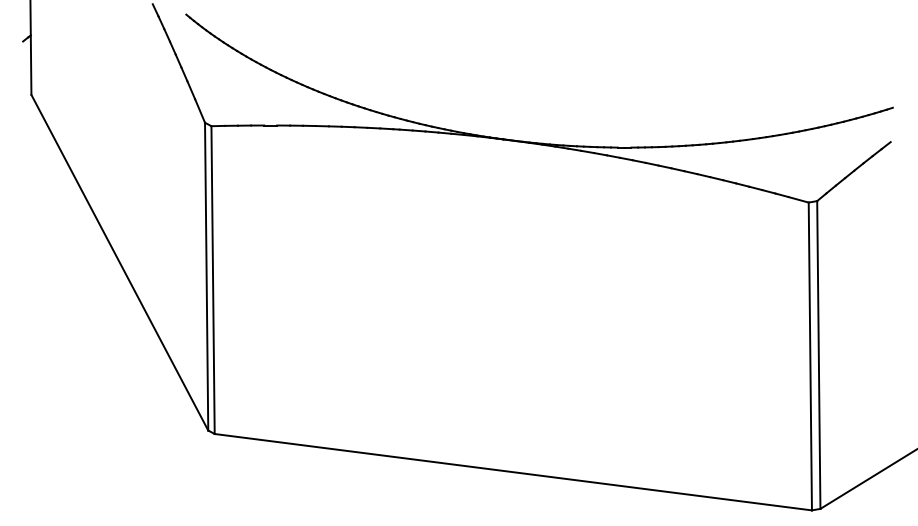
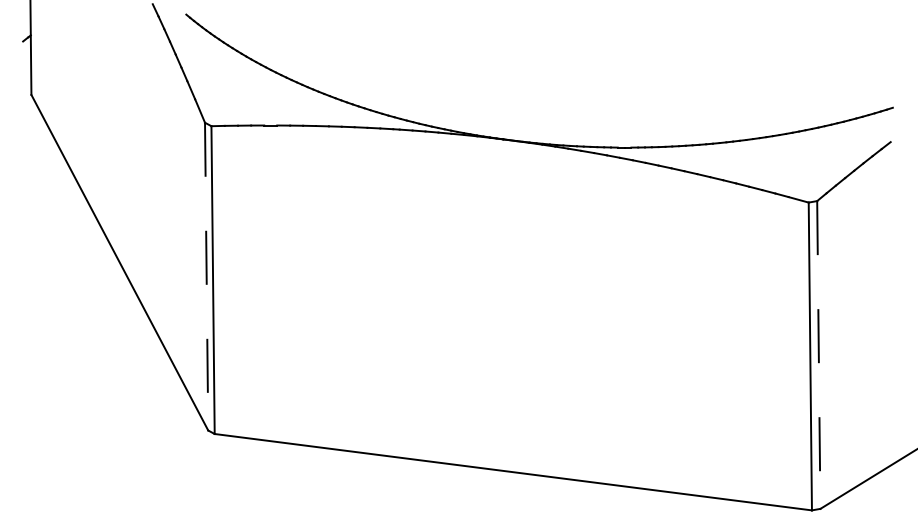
line: solid -> dashed (206, 276)
line: solid -> dashed (818, 354)
